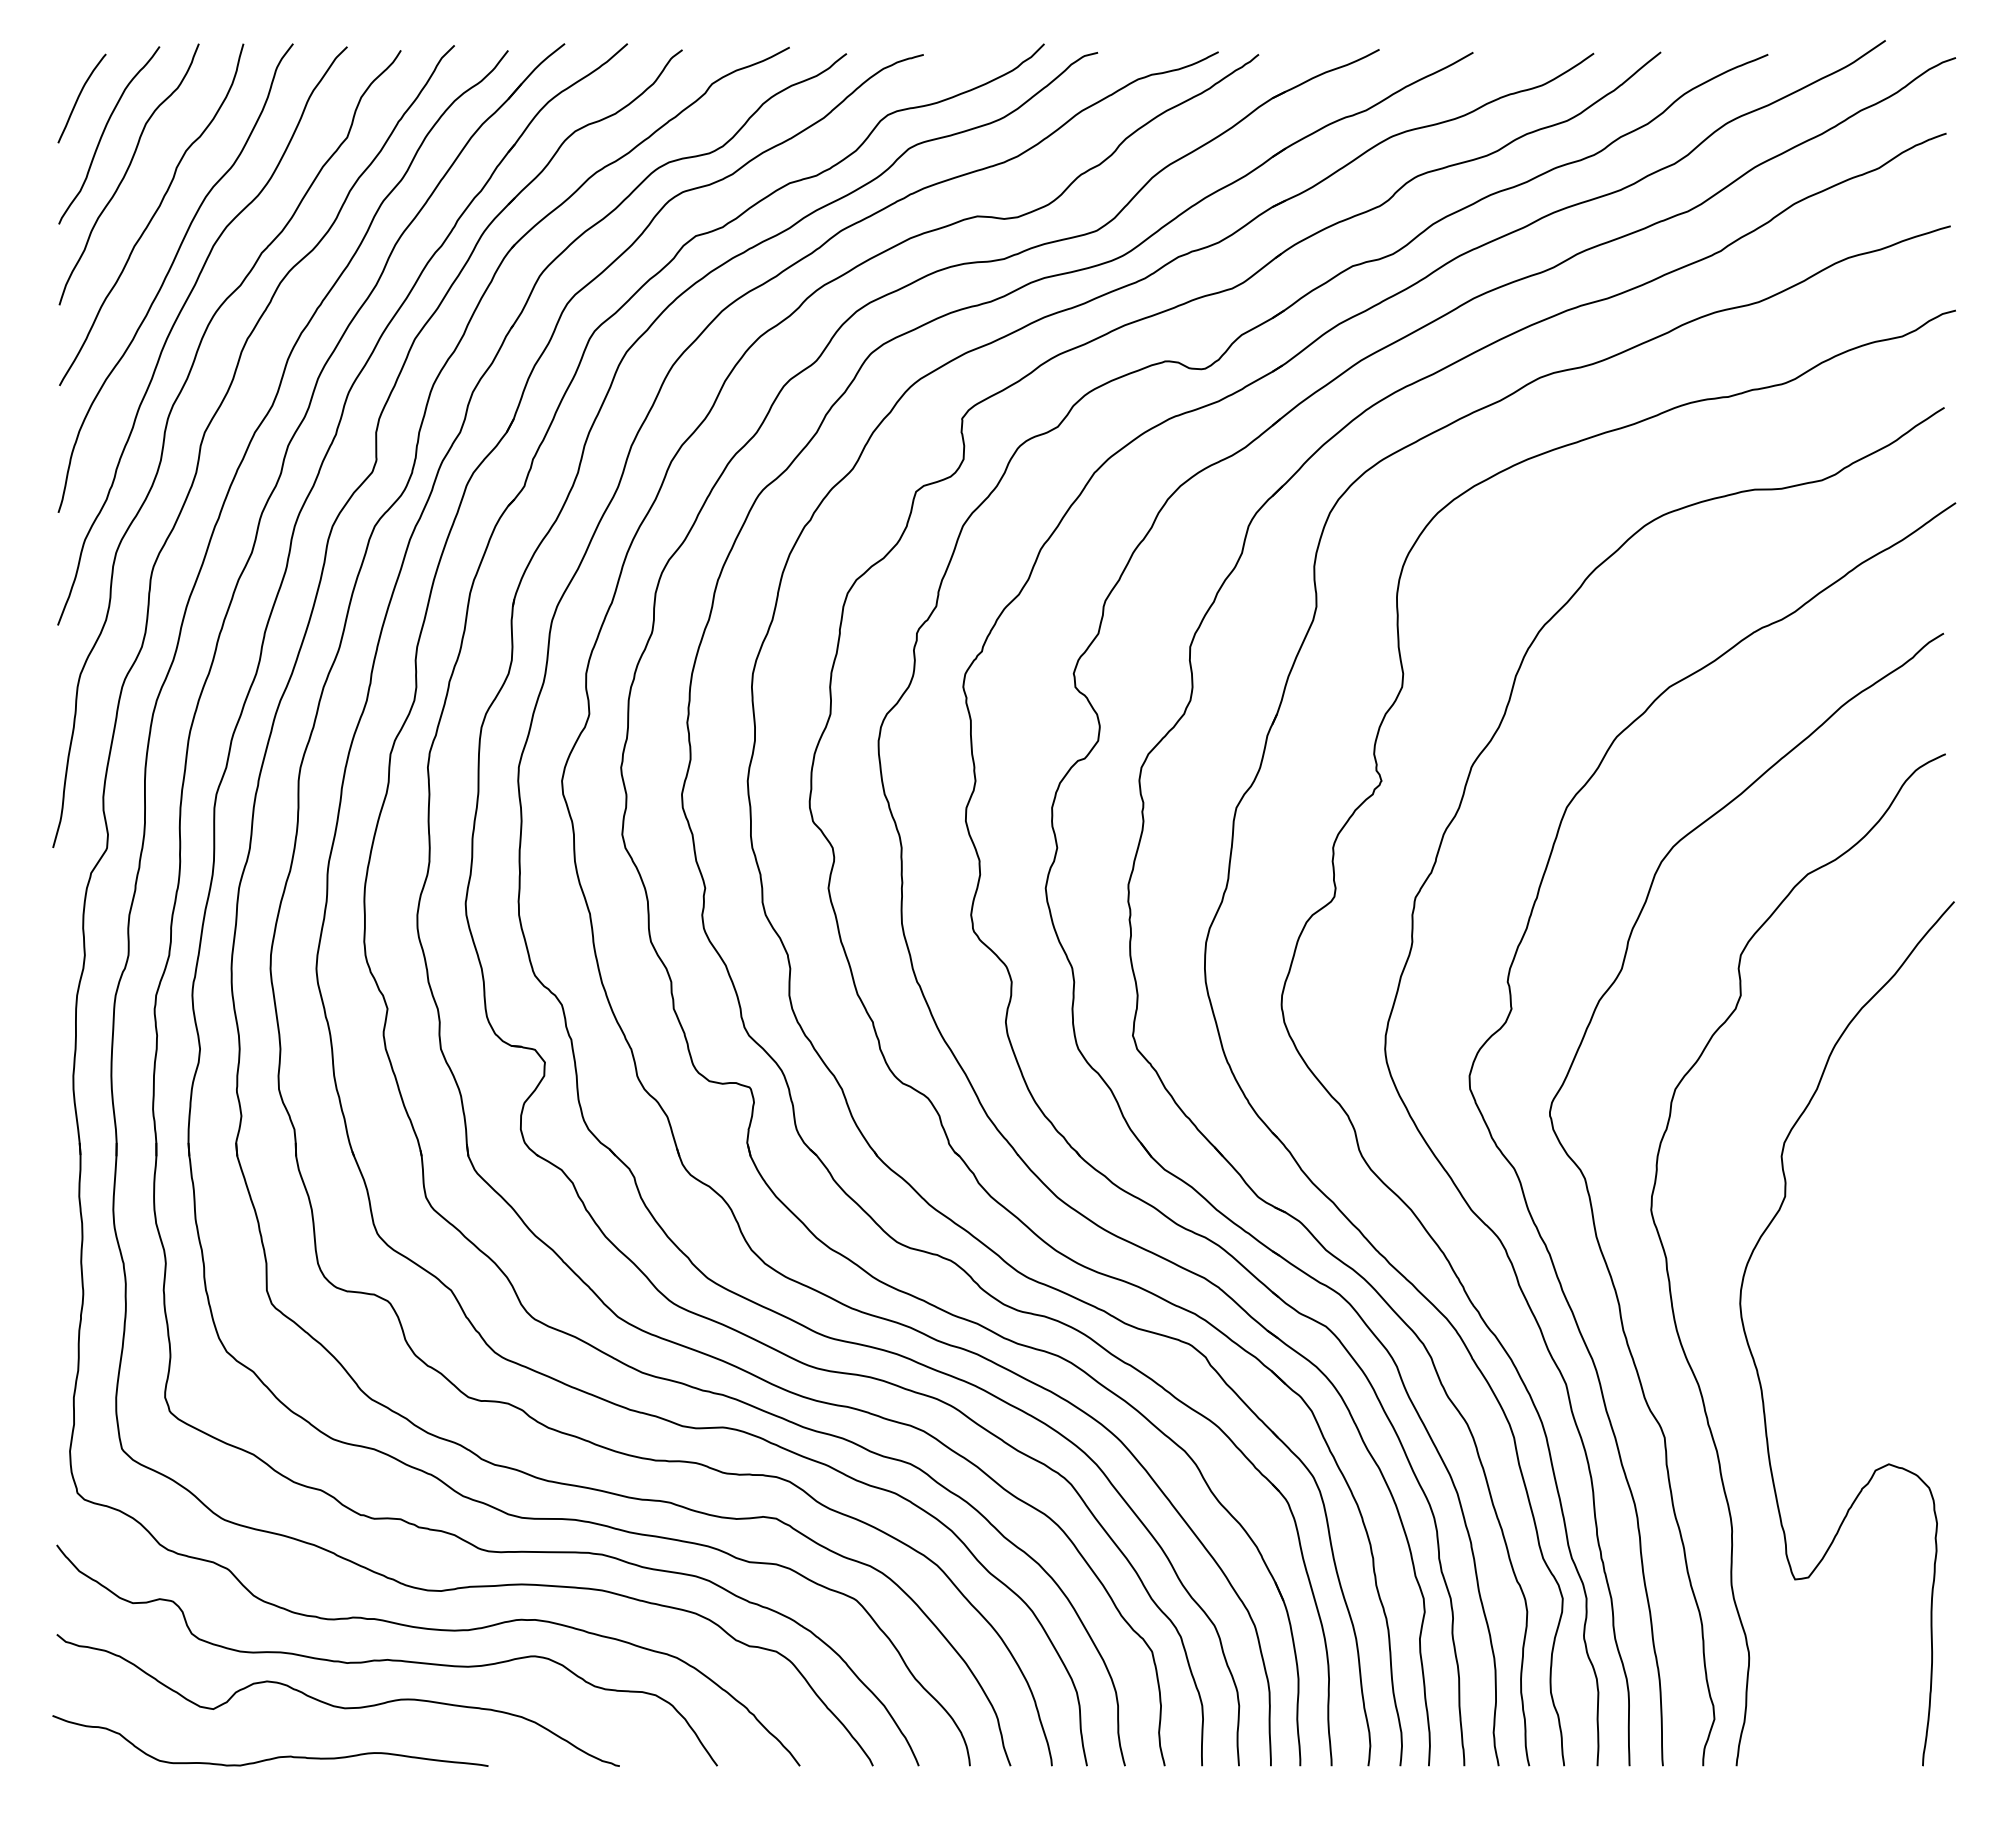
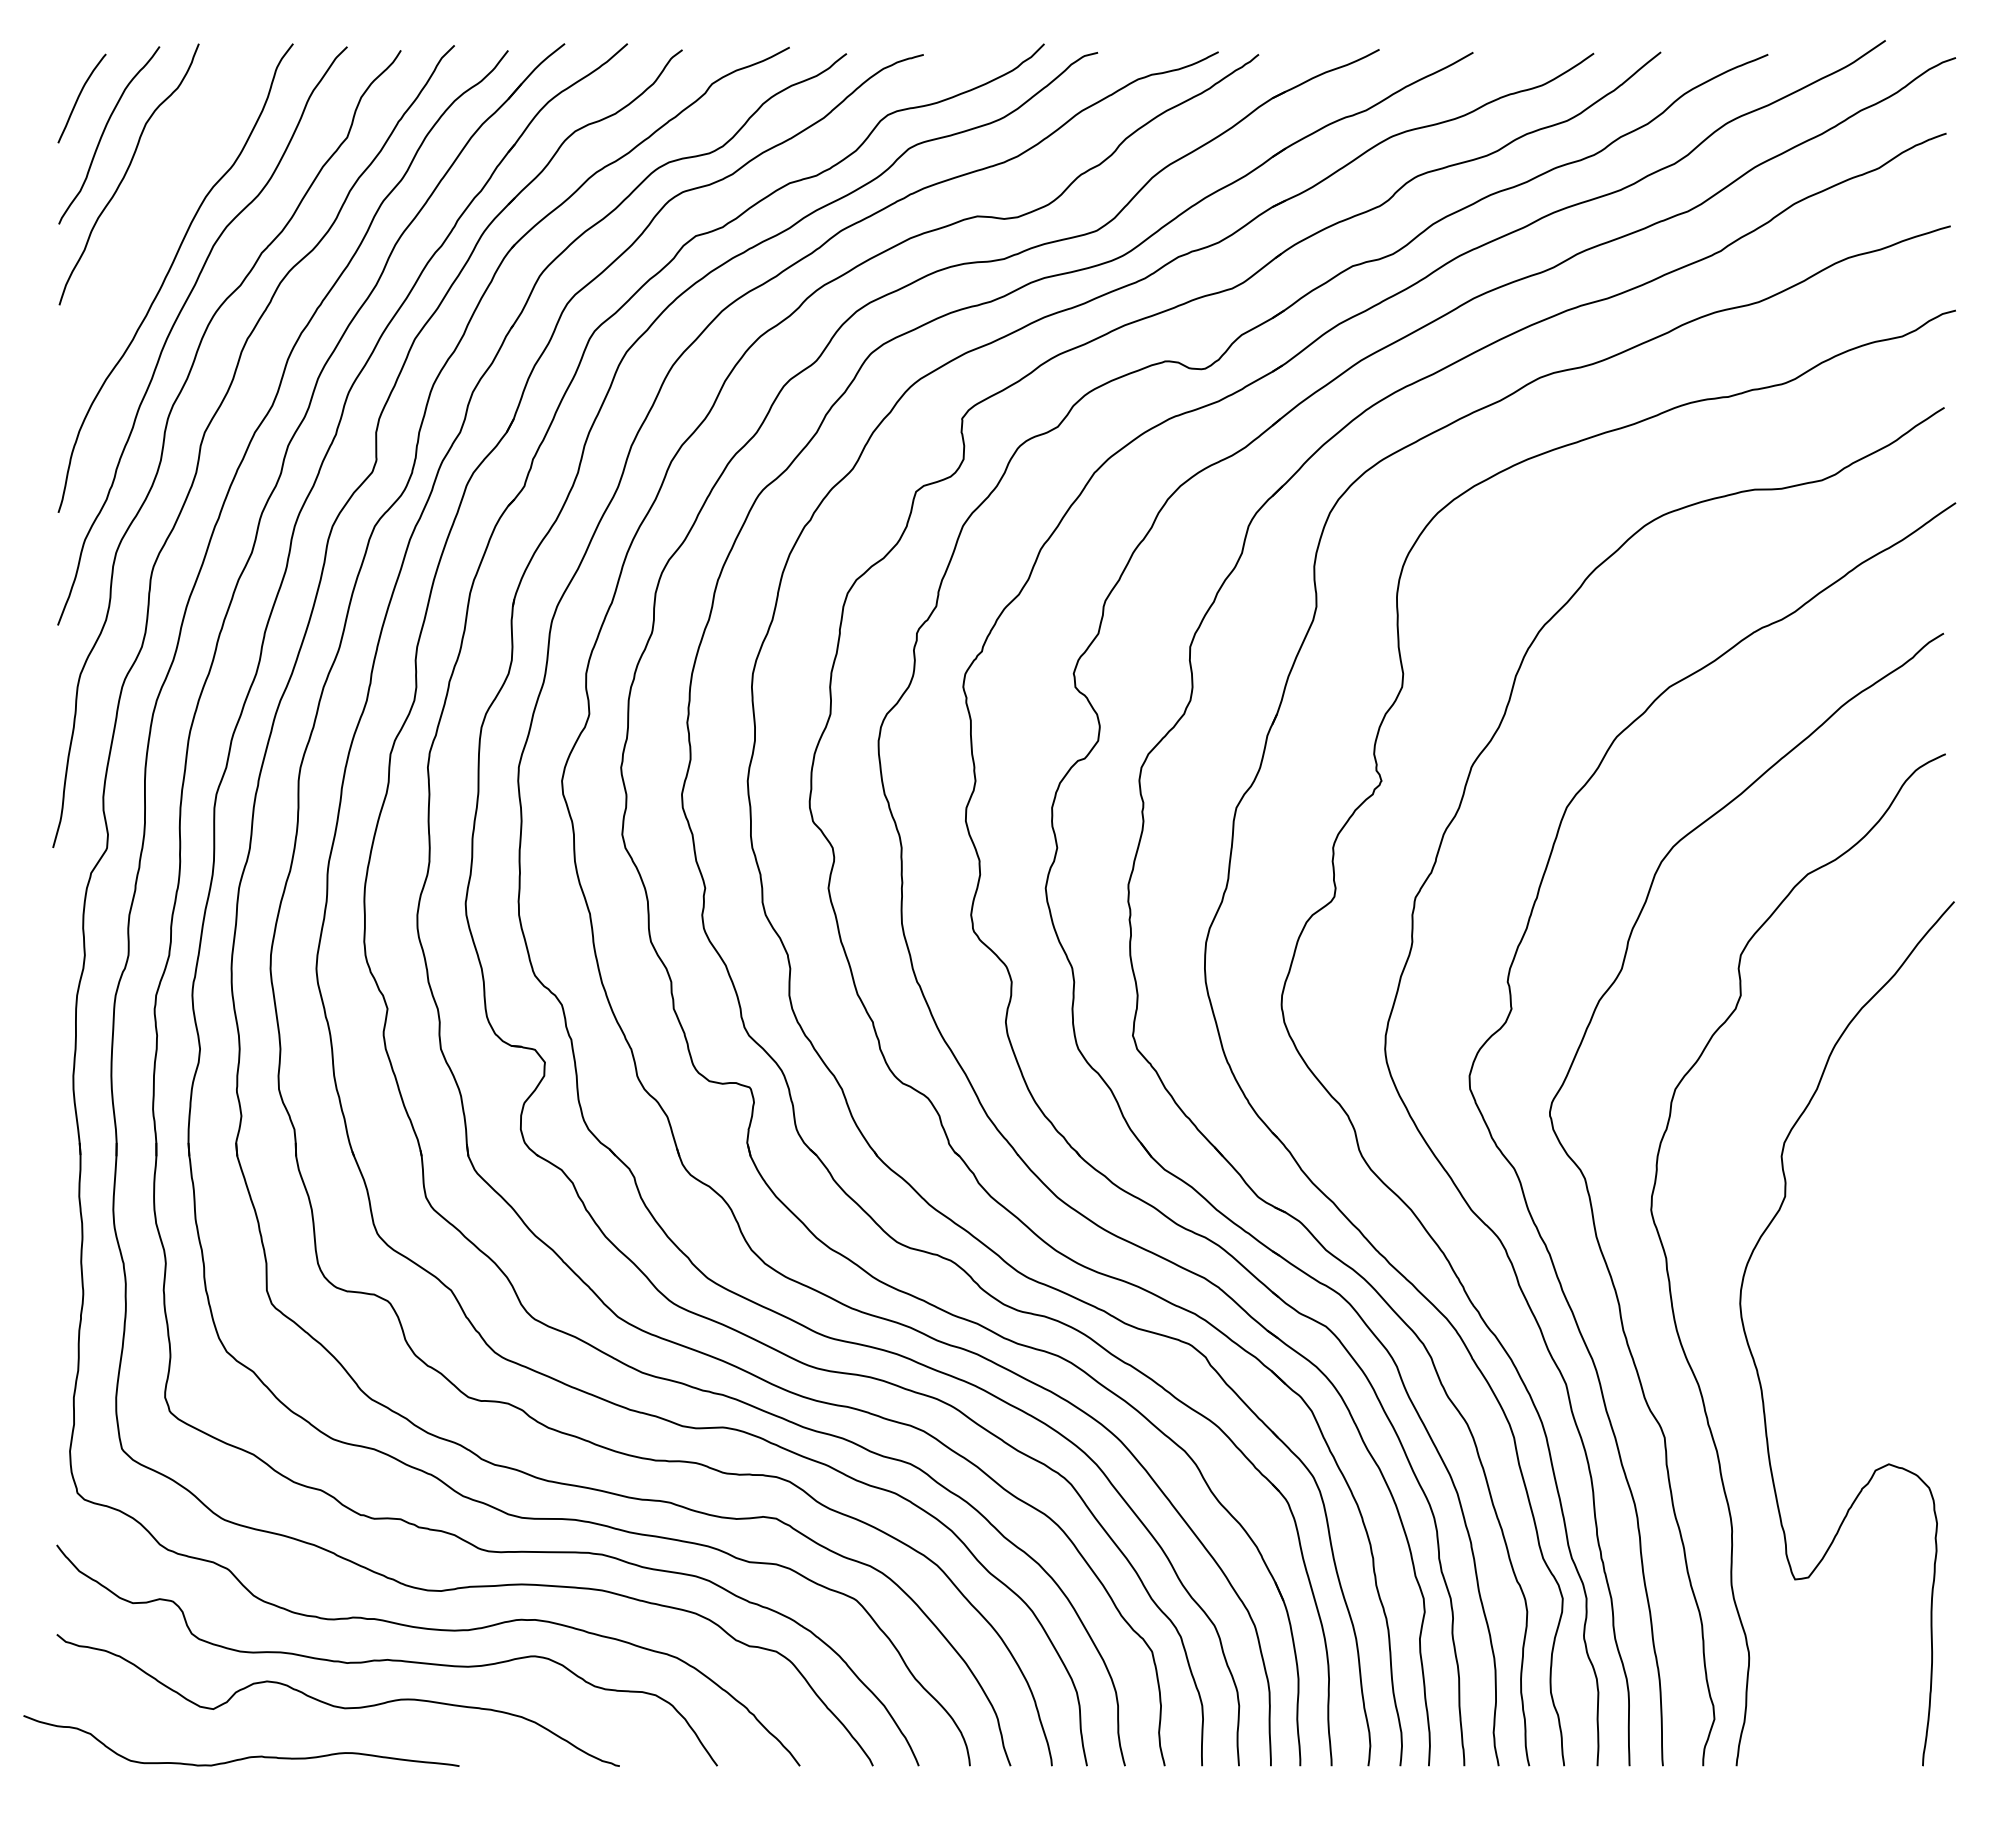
curve: present -> none (152, 215)
curve position: (276, 1756) -> (247, 1756) (247, 1756)
